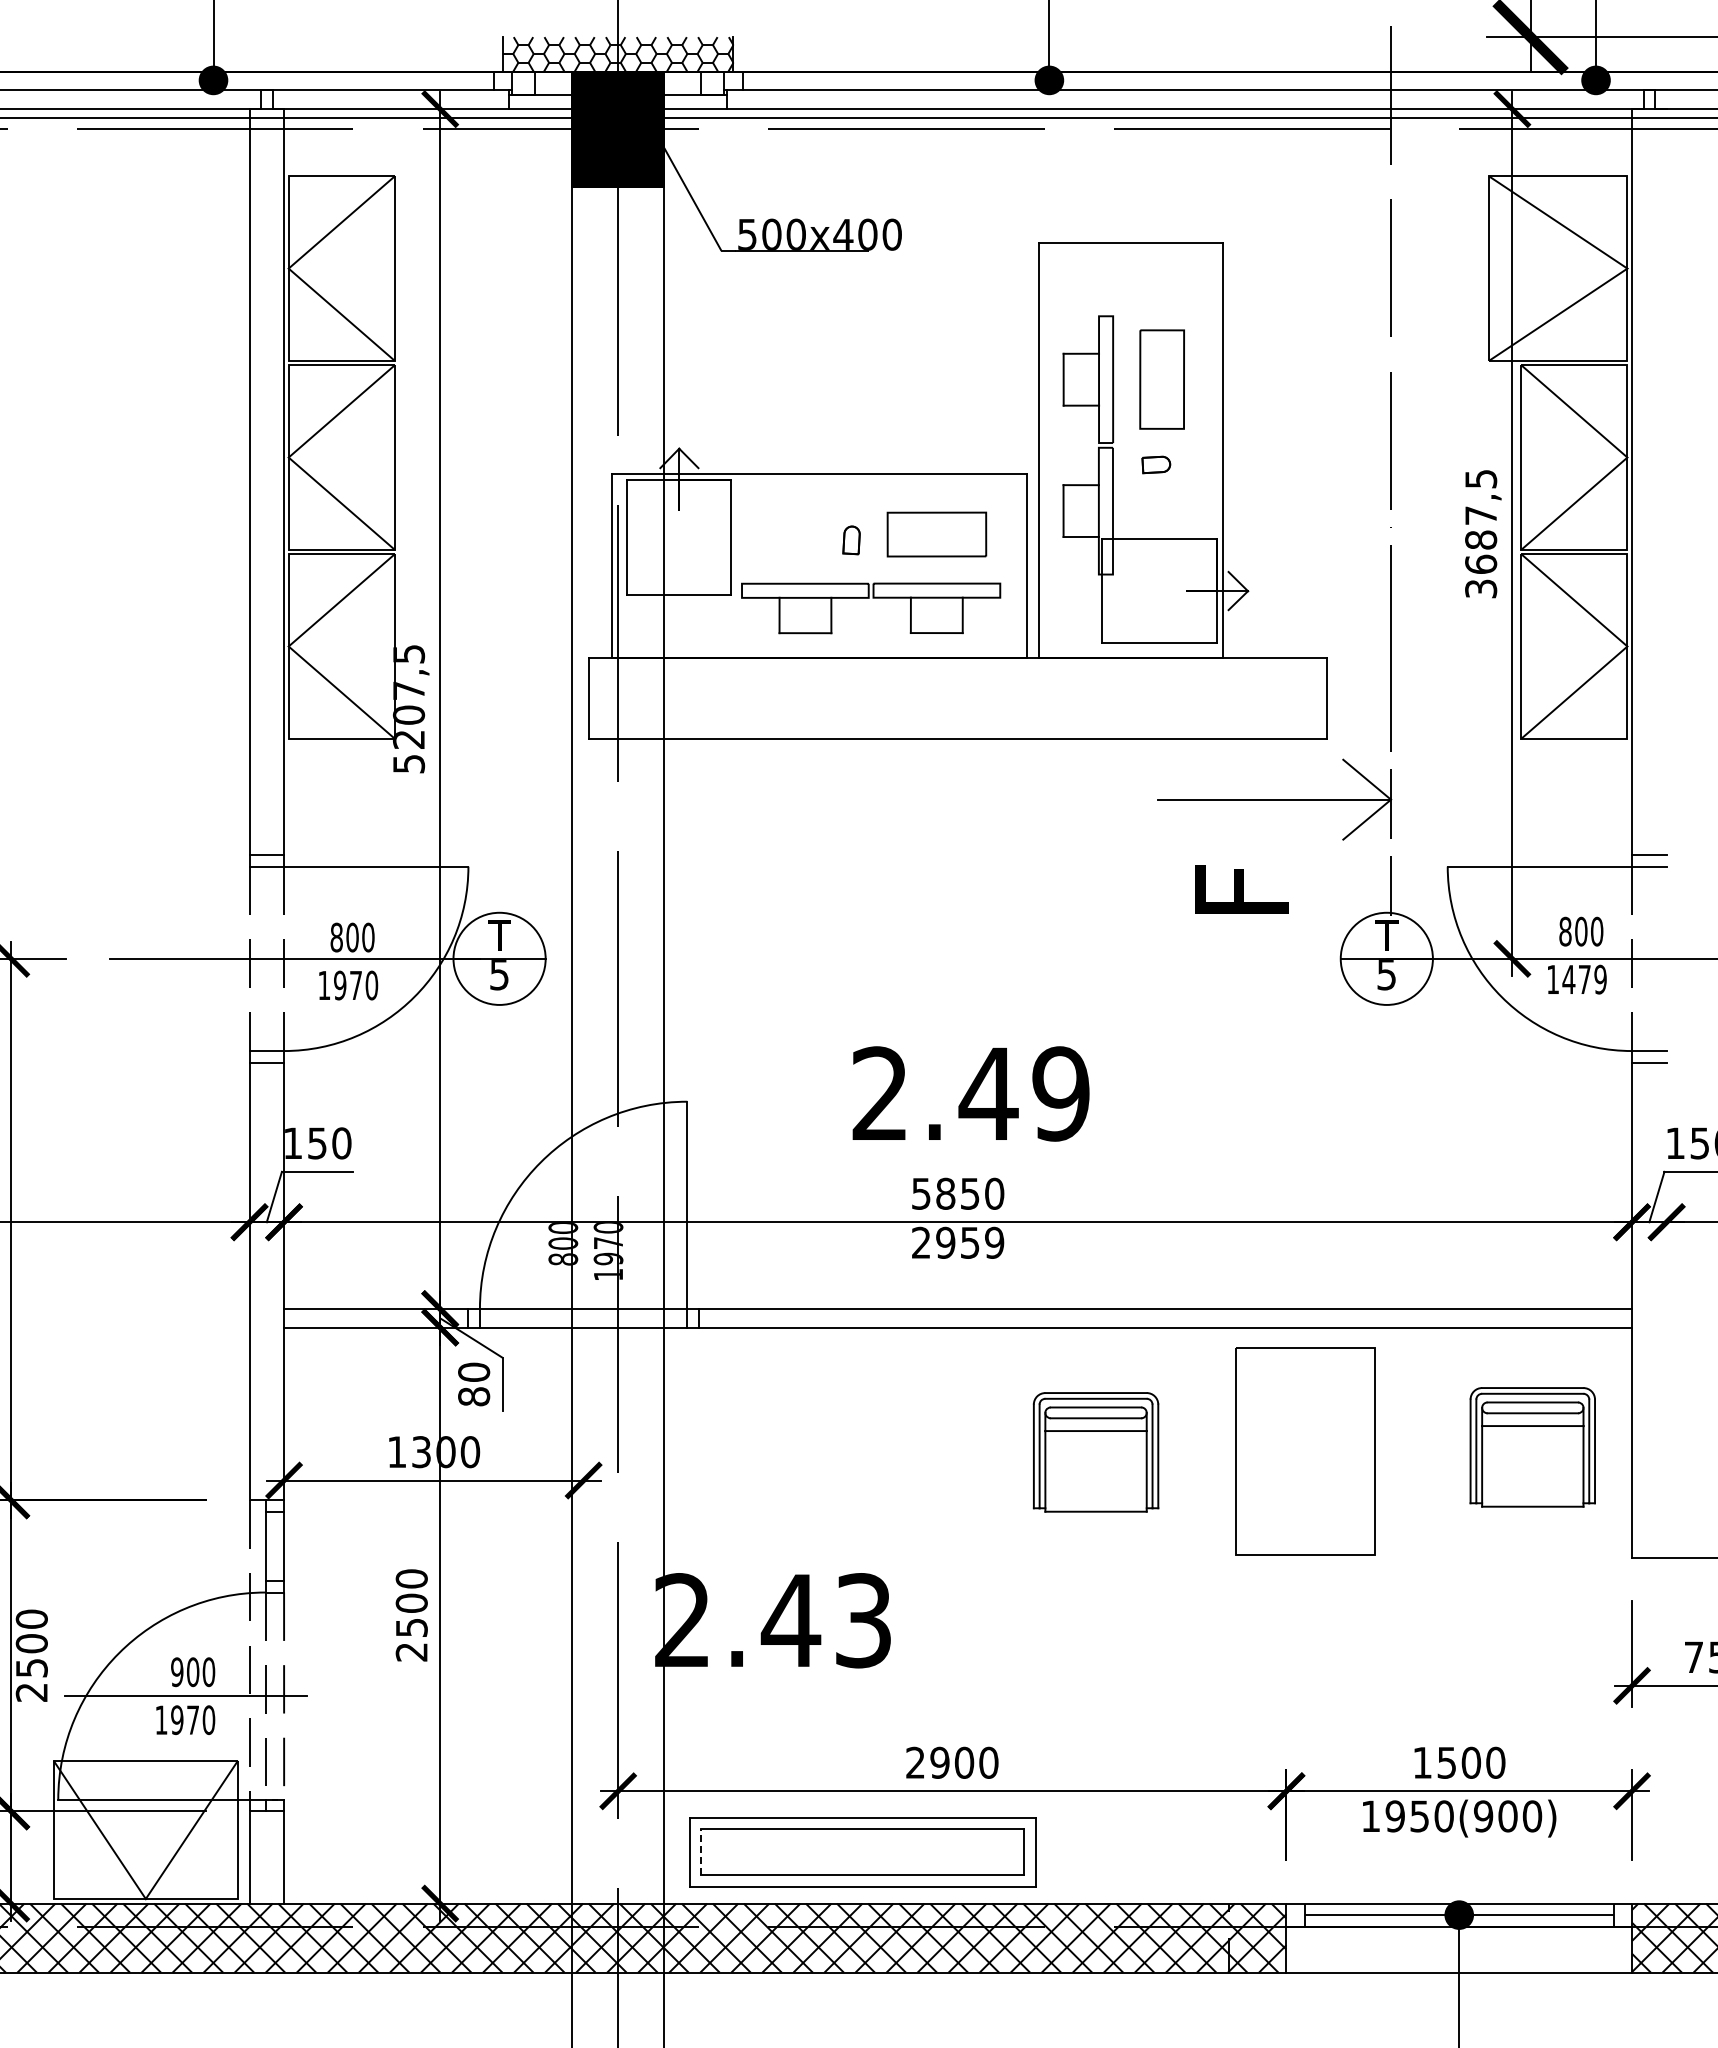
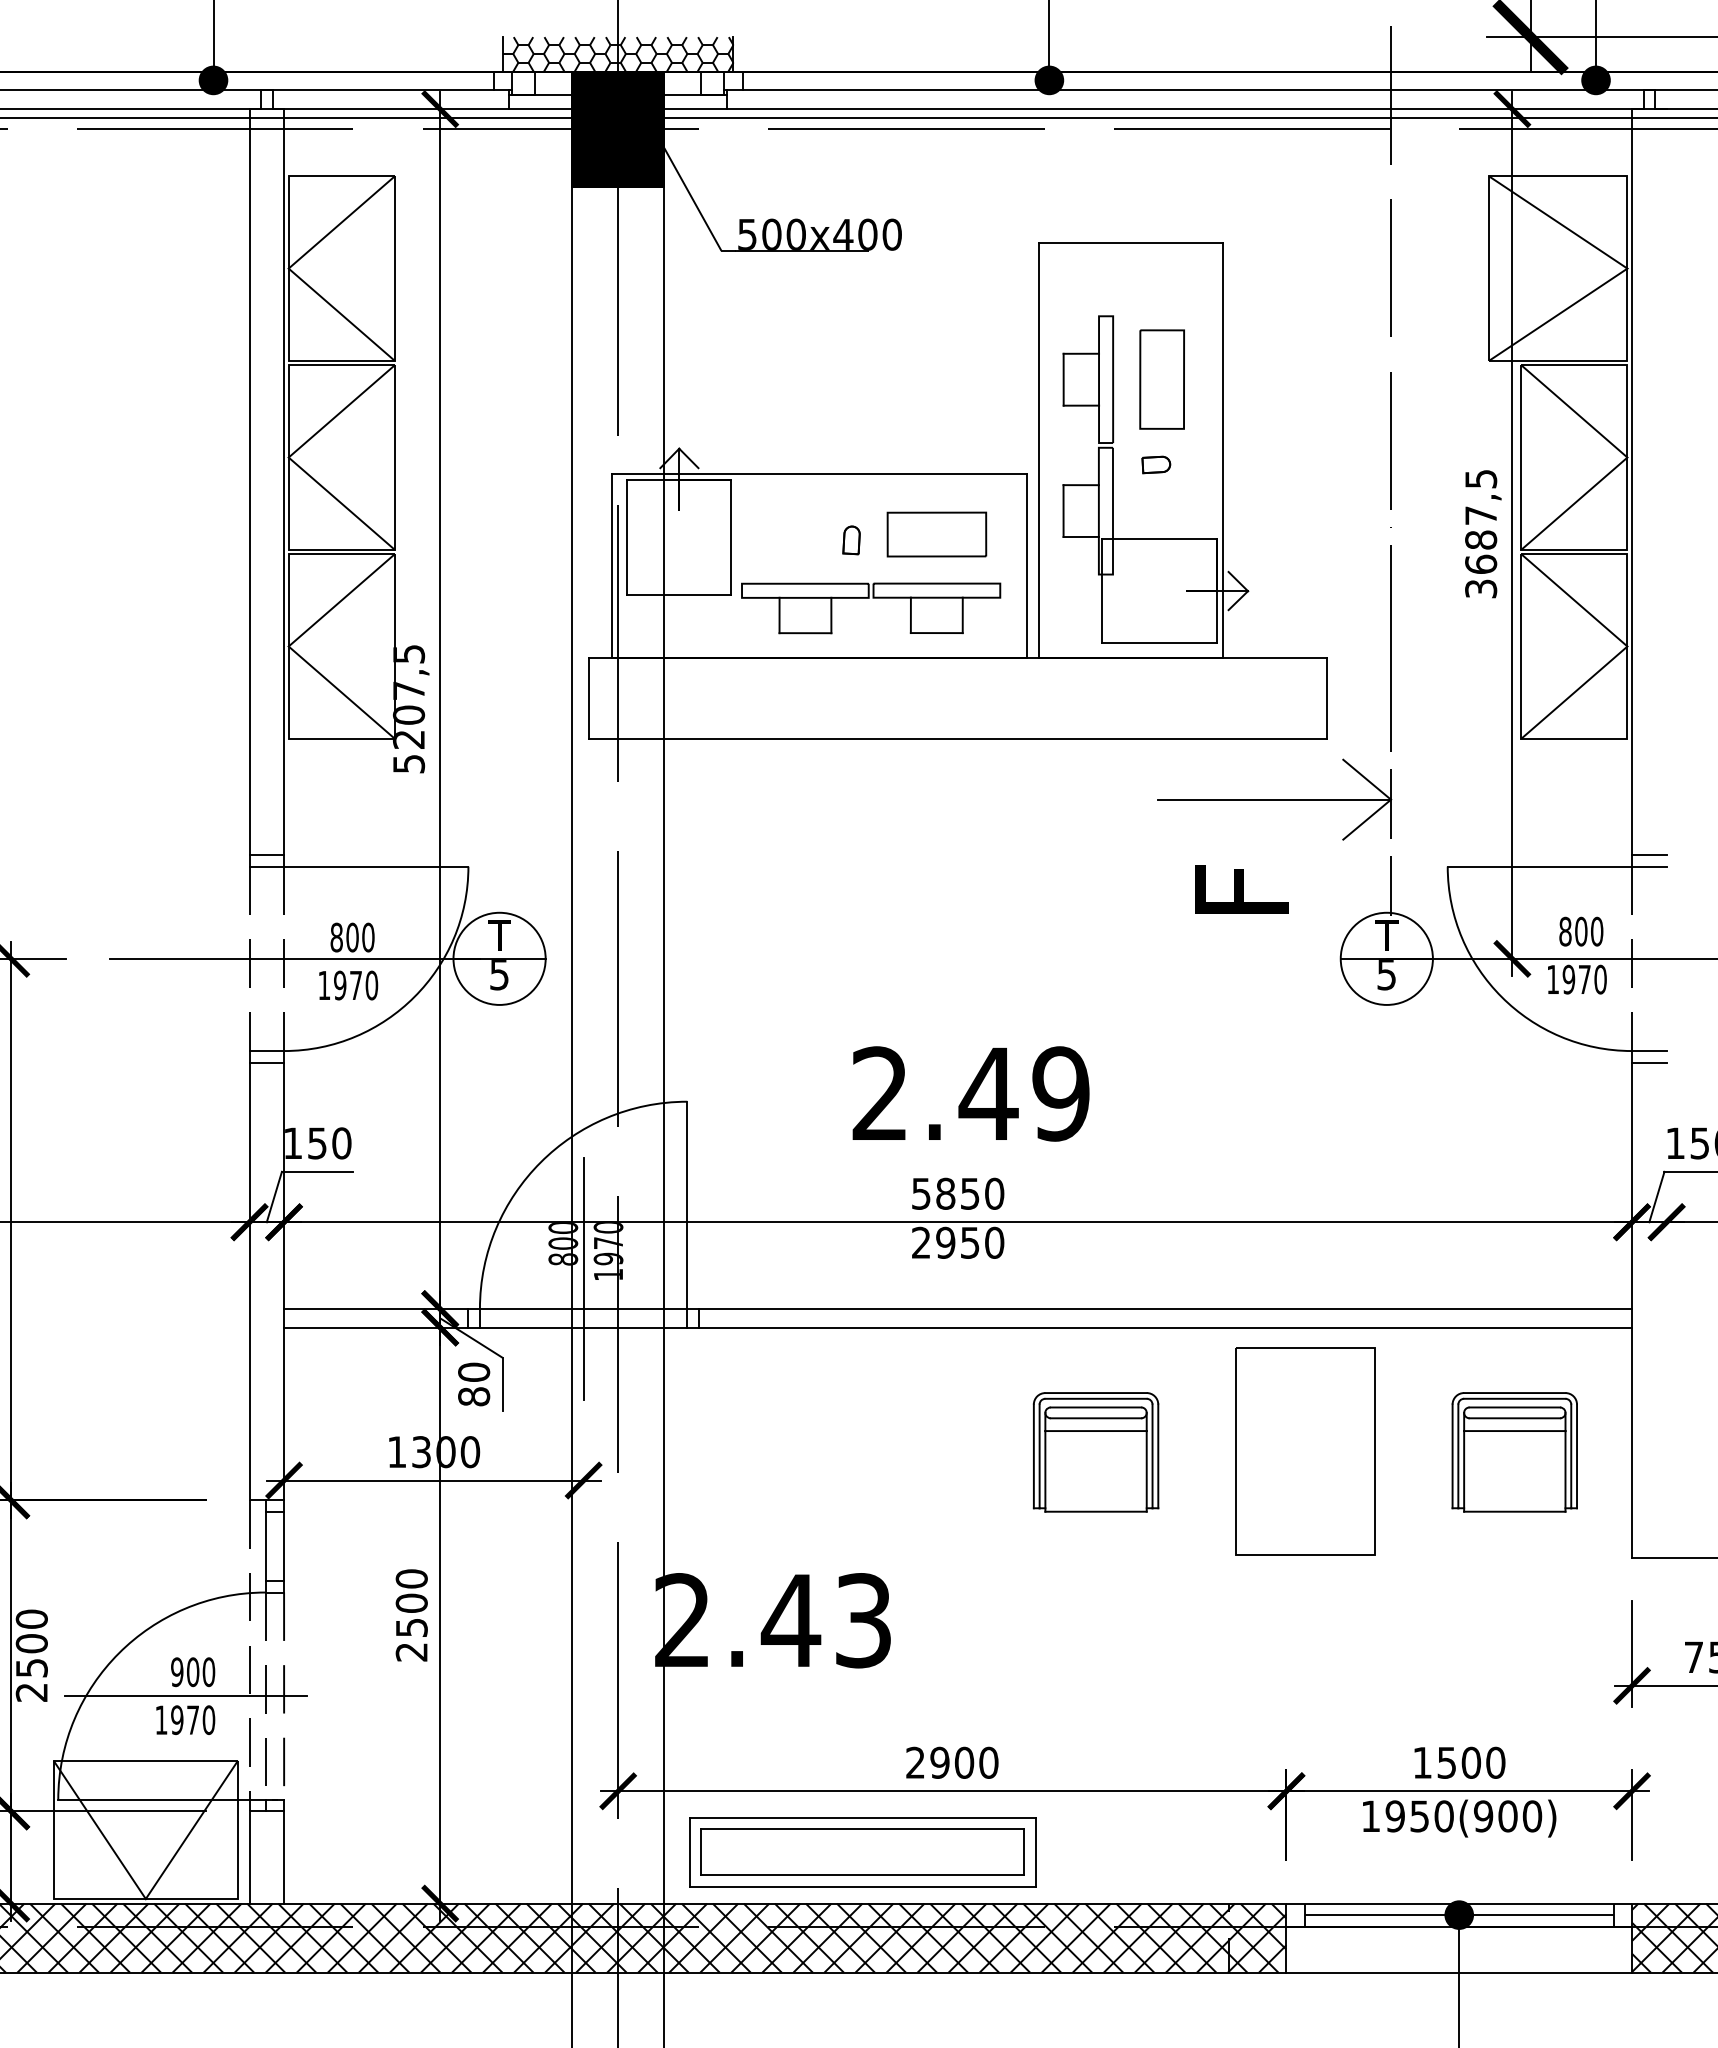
text: 1479 -> 1970 (1584, 979)
text: 2959 -> 2950 (994, 1242)
line: none -> present (583, 1278)
part position: (1532, 1447) -> (1514, 1452) (1514, 1452)
line: dashed -> solid (701, 1851)
